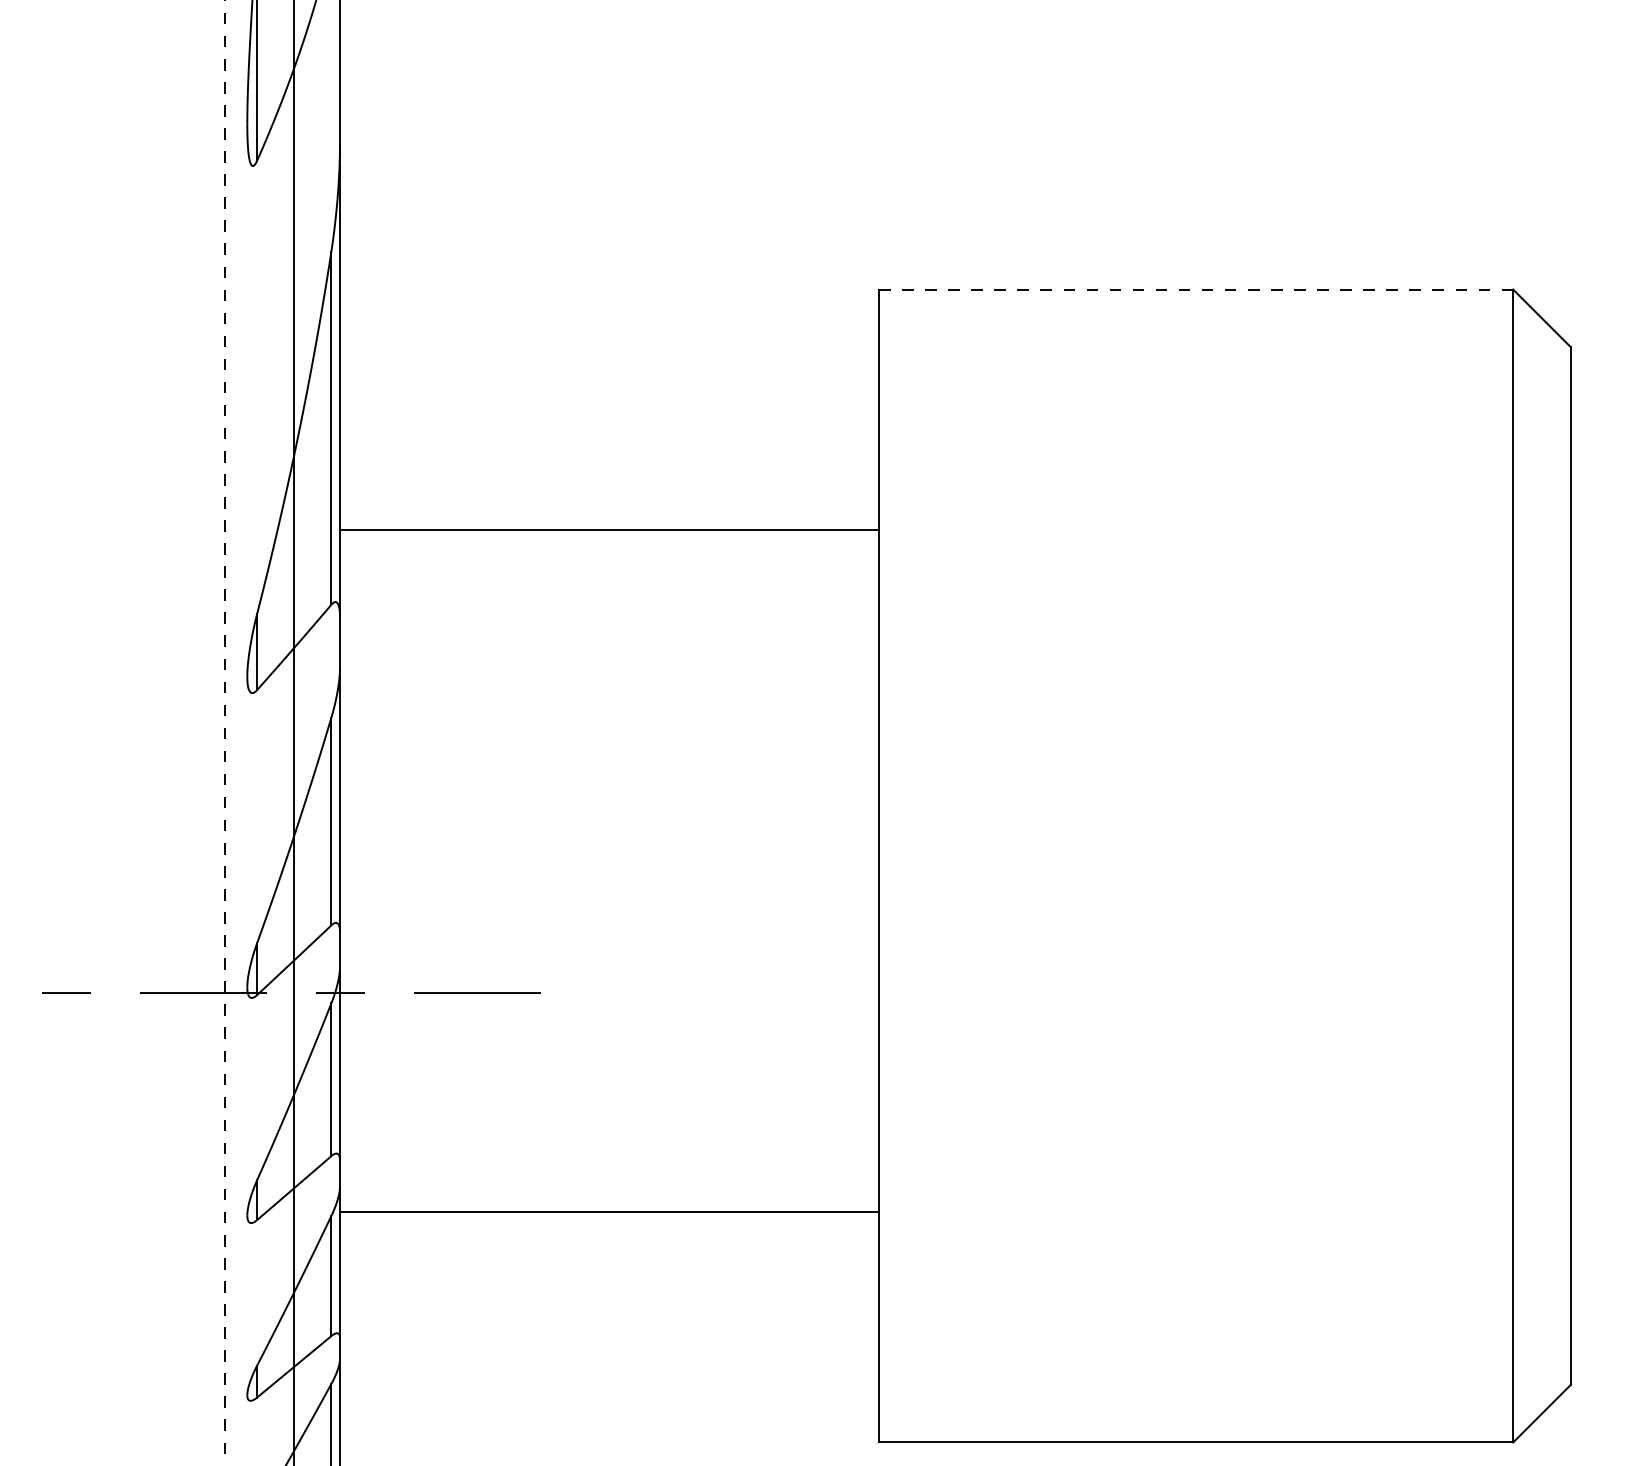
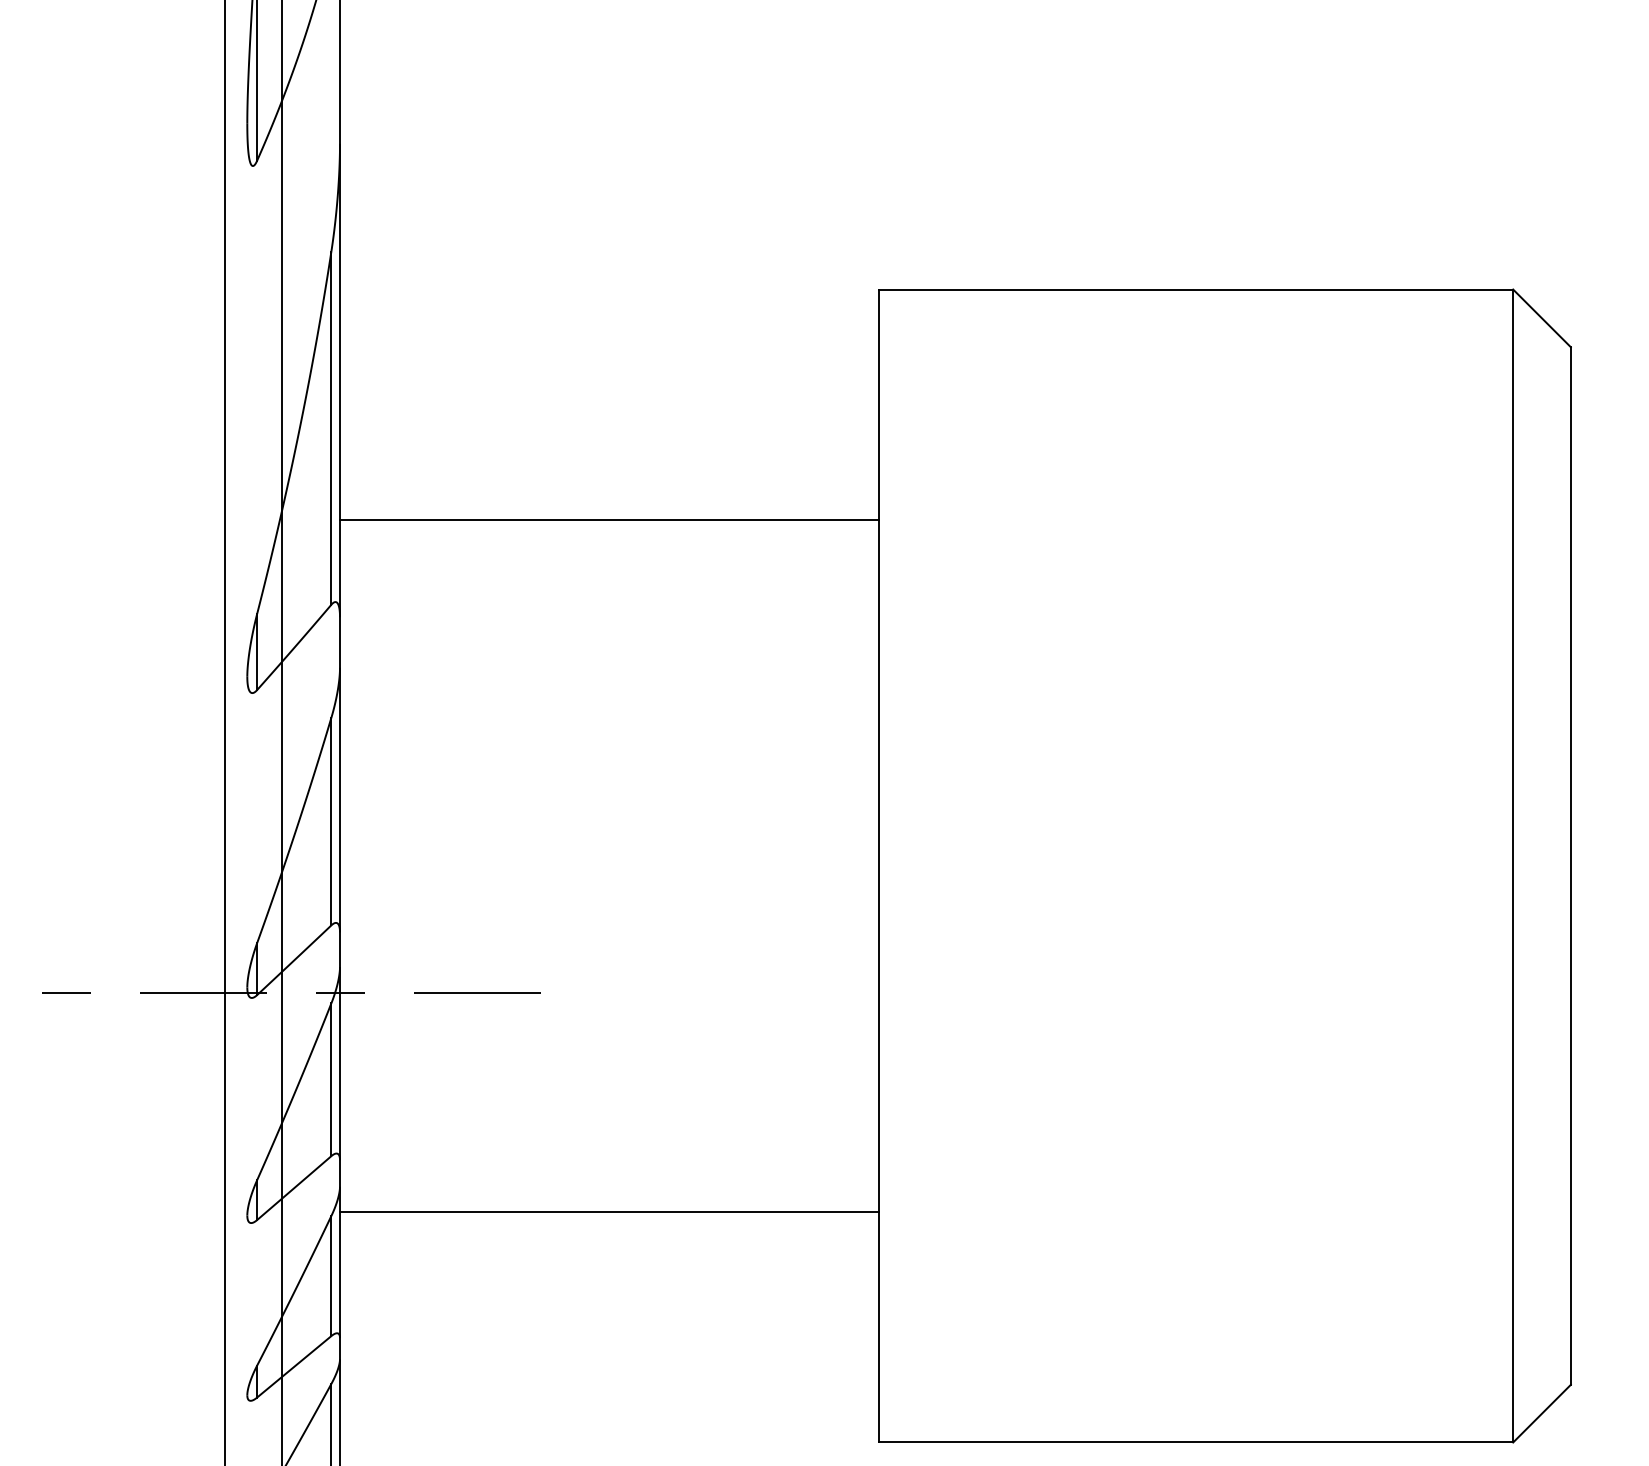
line: dashed -> solid (1196, 289)
line position: (609, 530) -> (609, 520) (609, 520)
line: dashed -> solid (224, 732)
line position: (294, 732) -> (282, 732) (282, 732)
